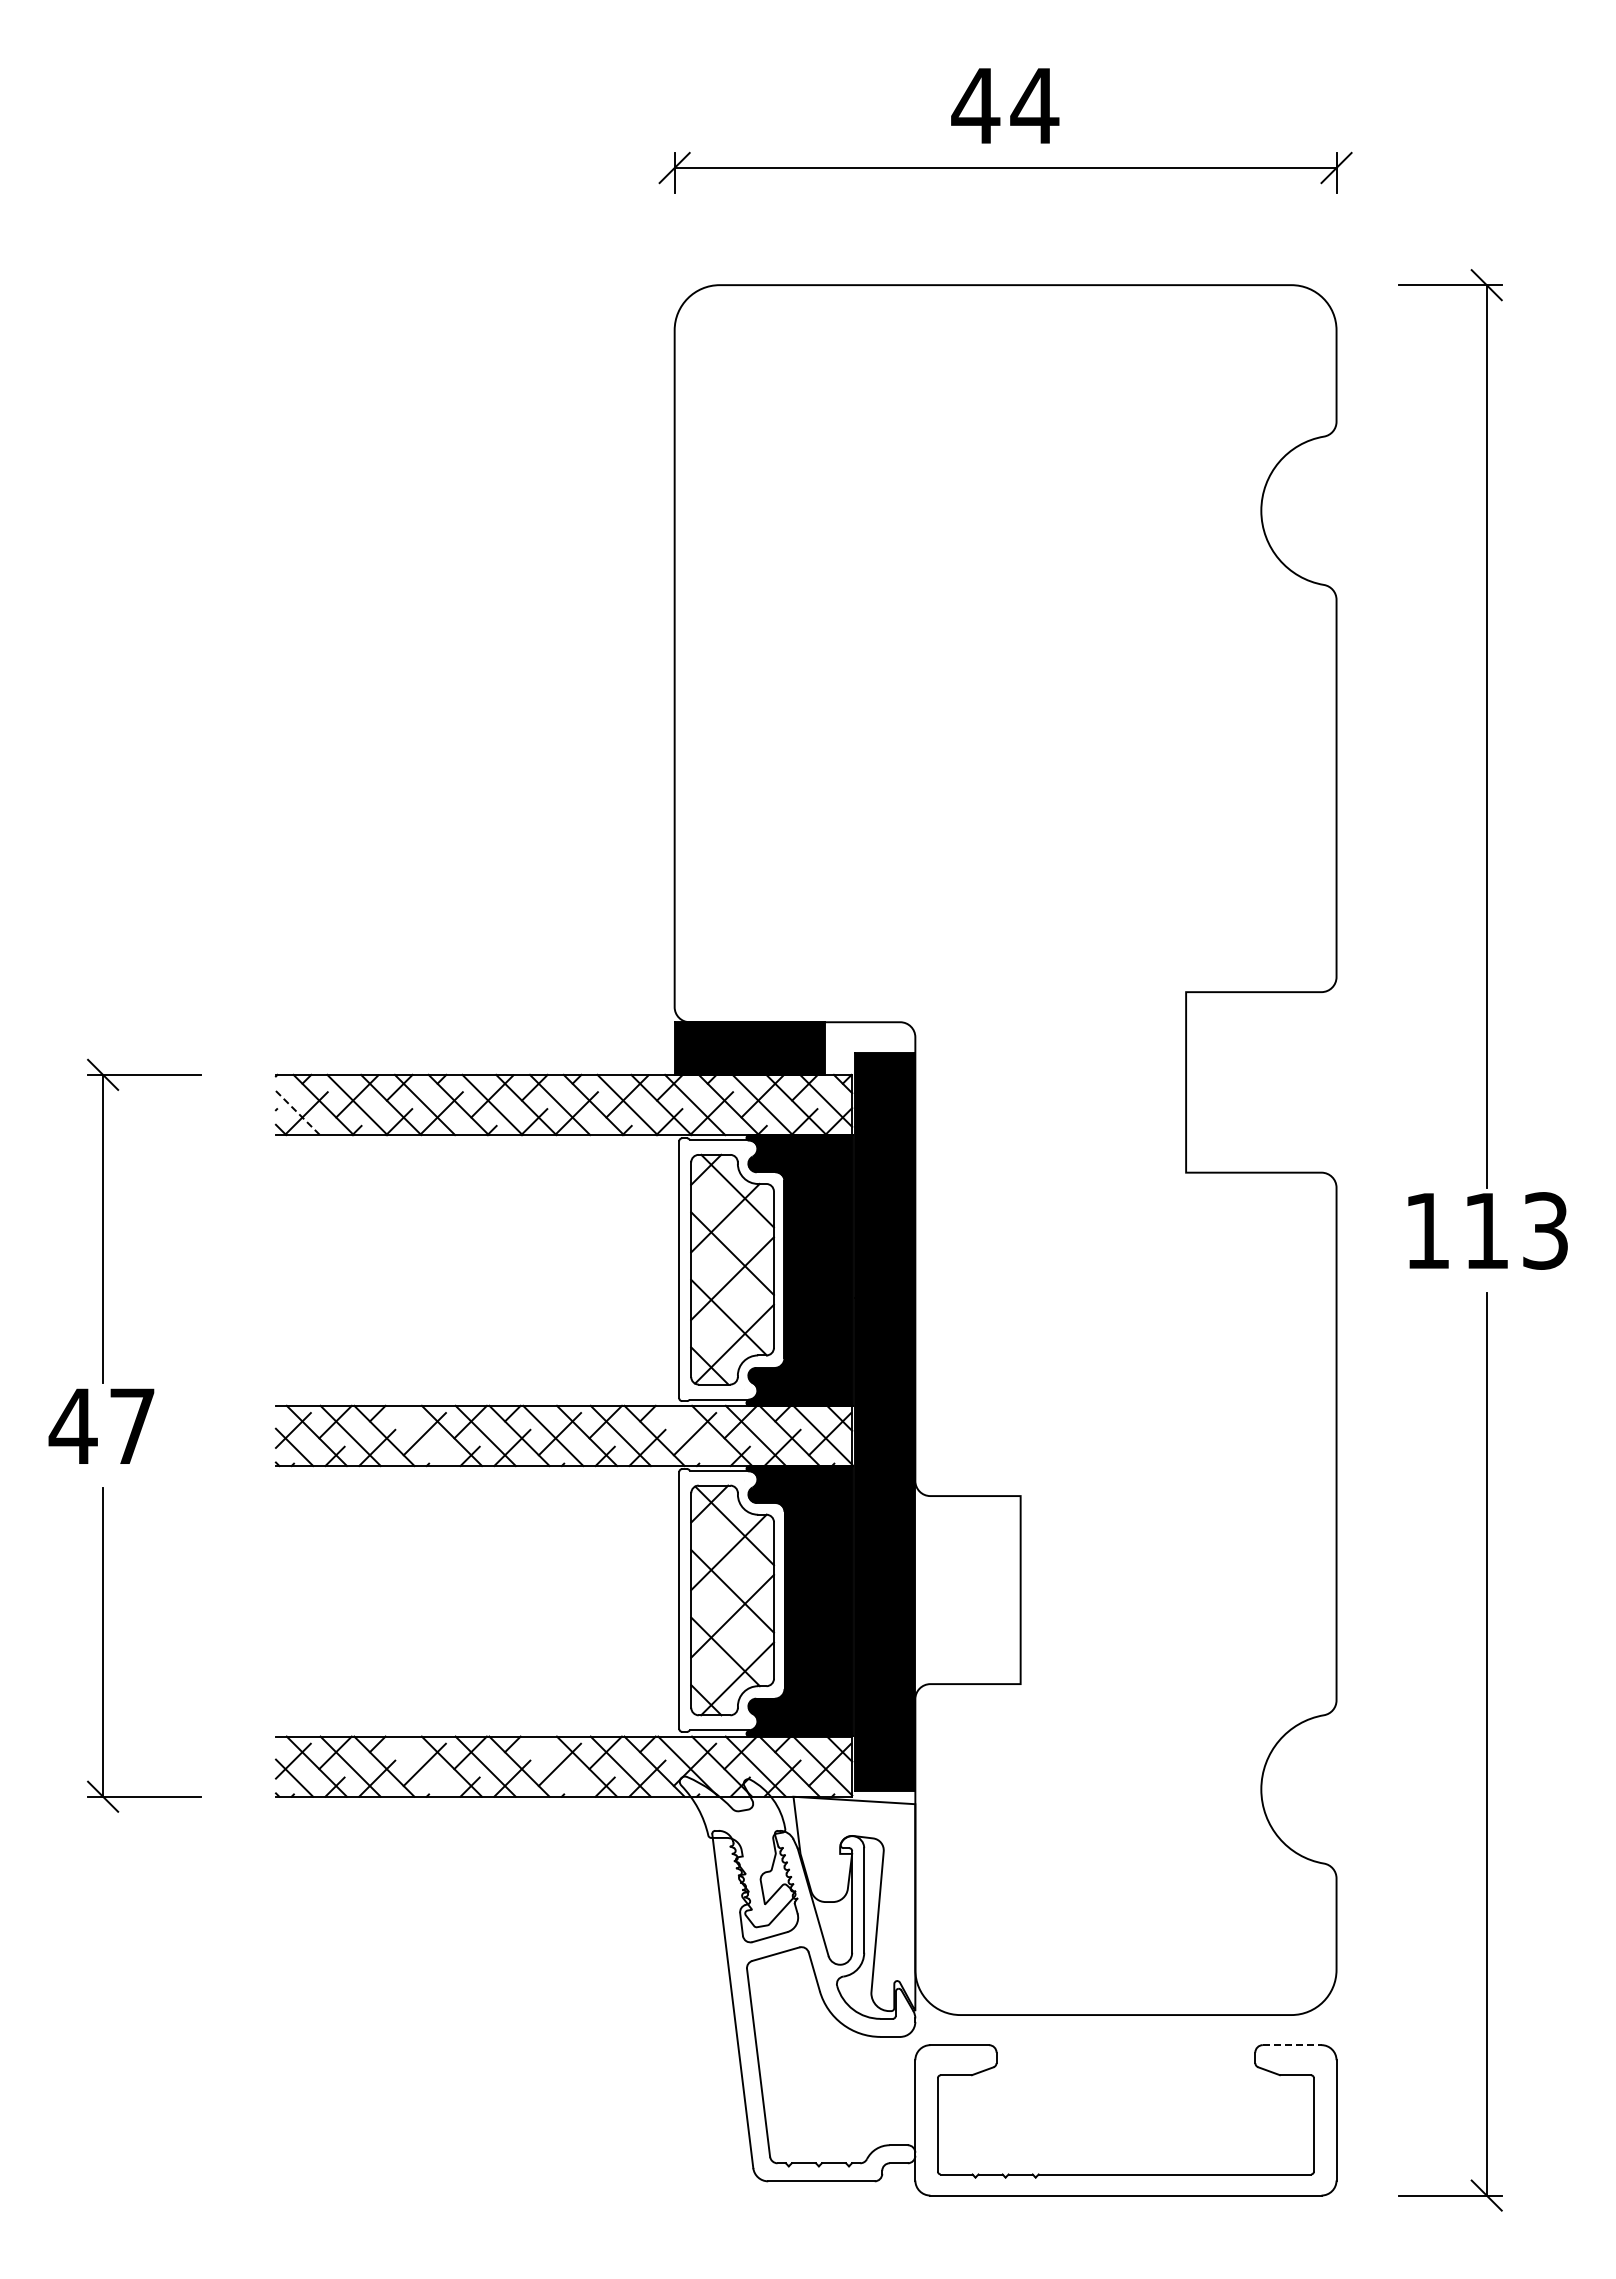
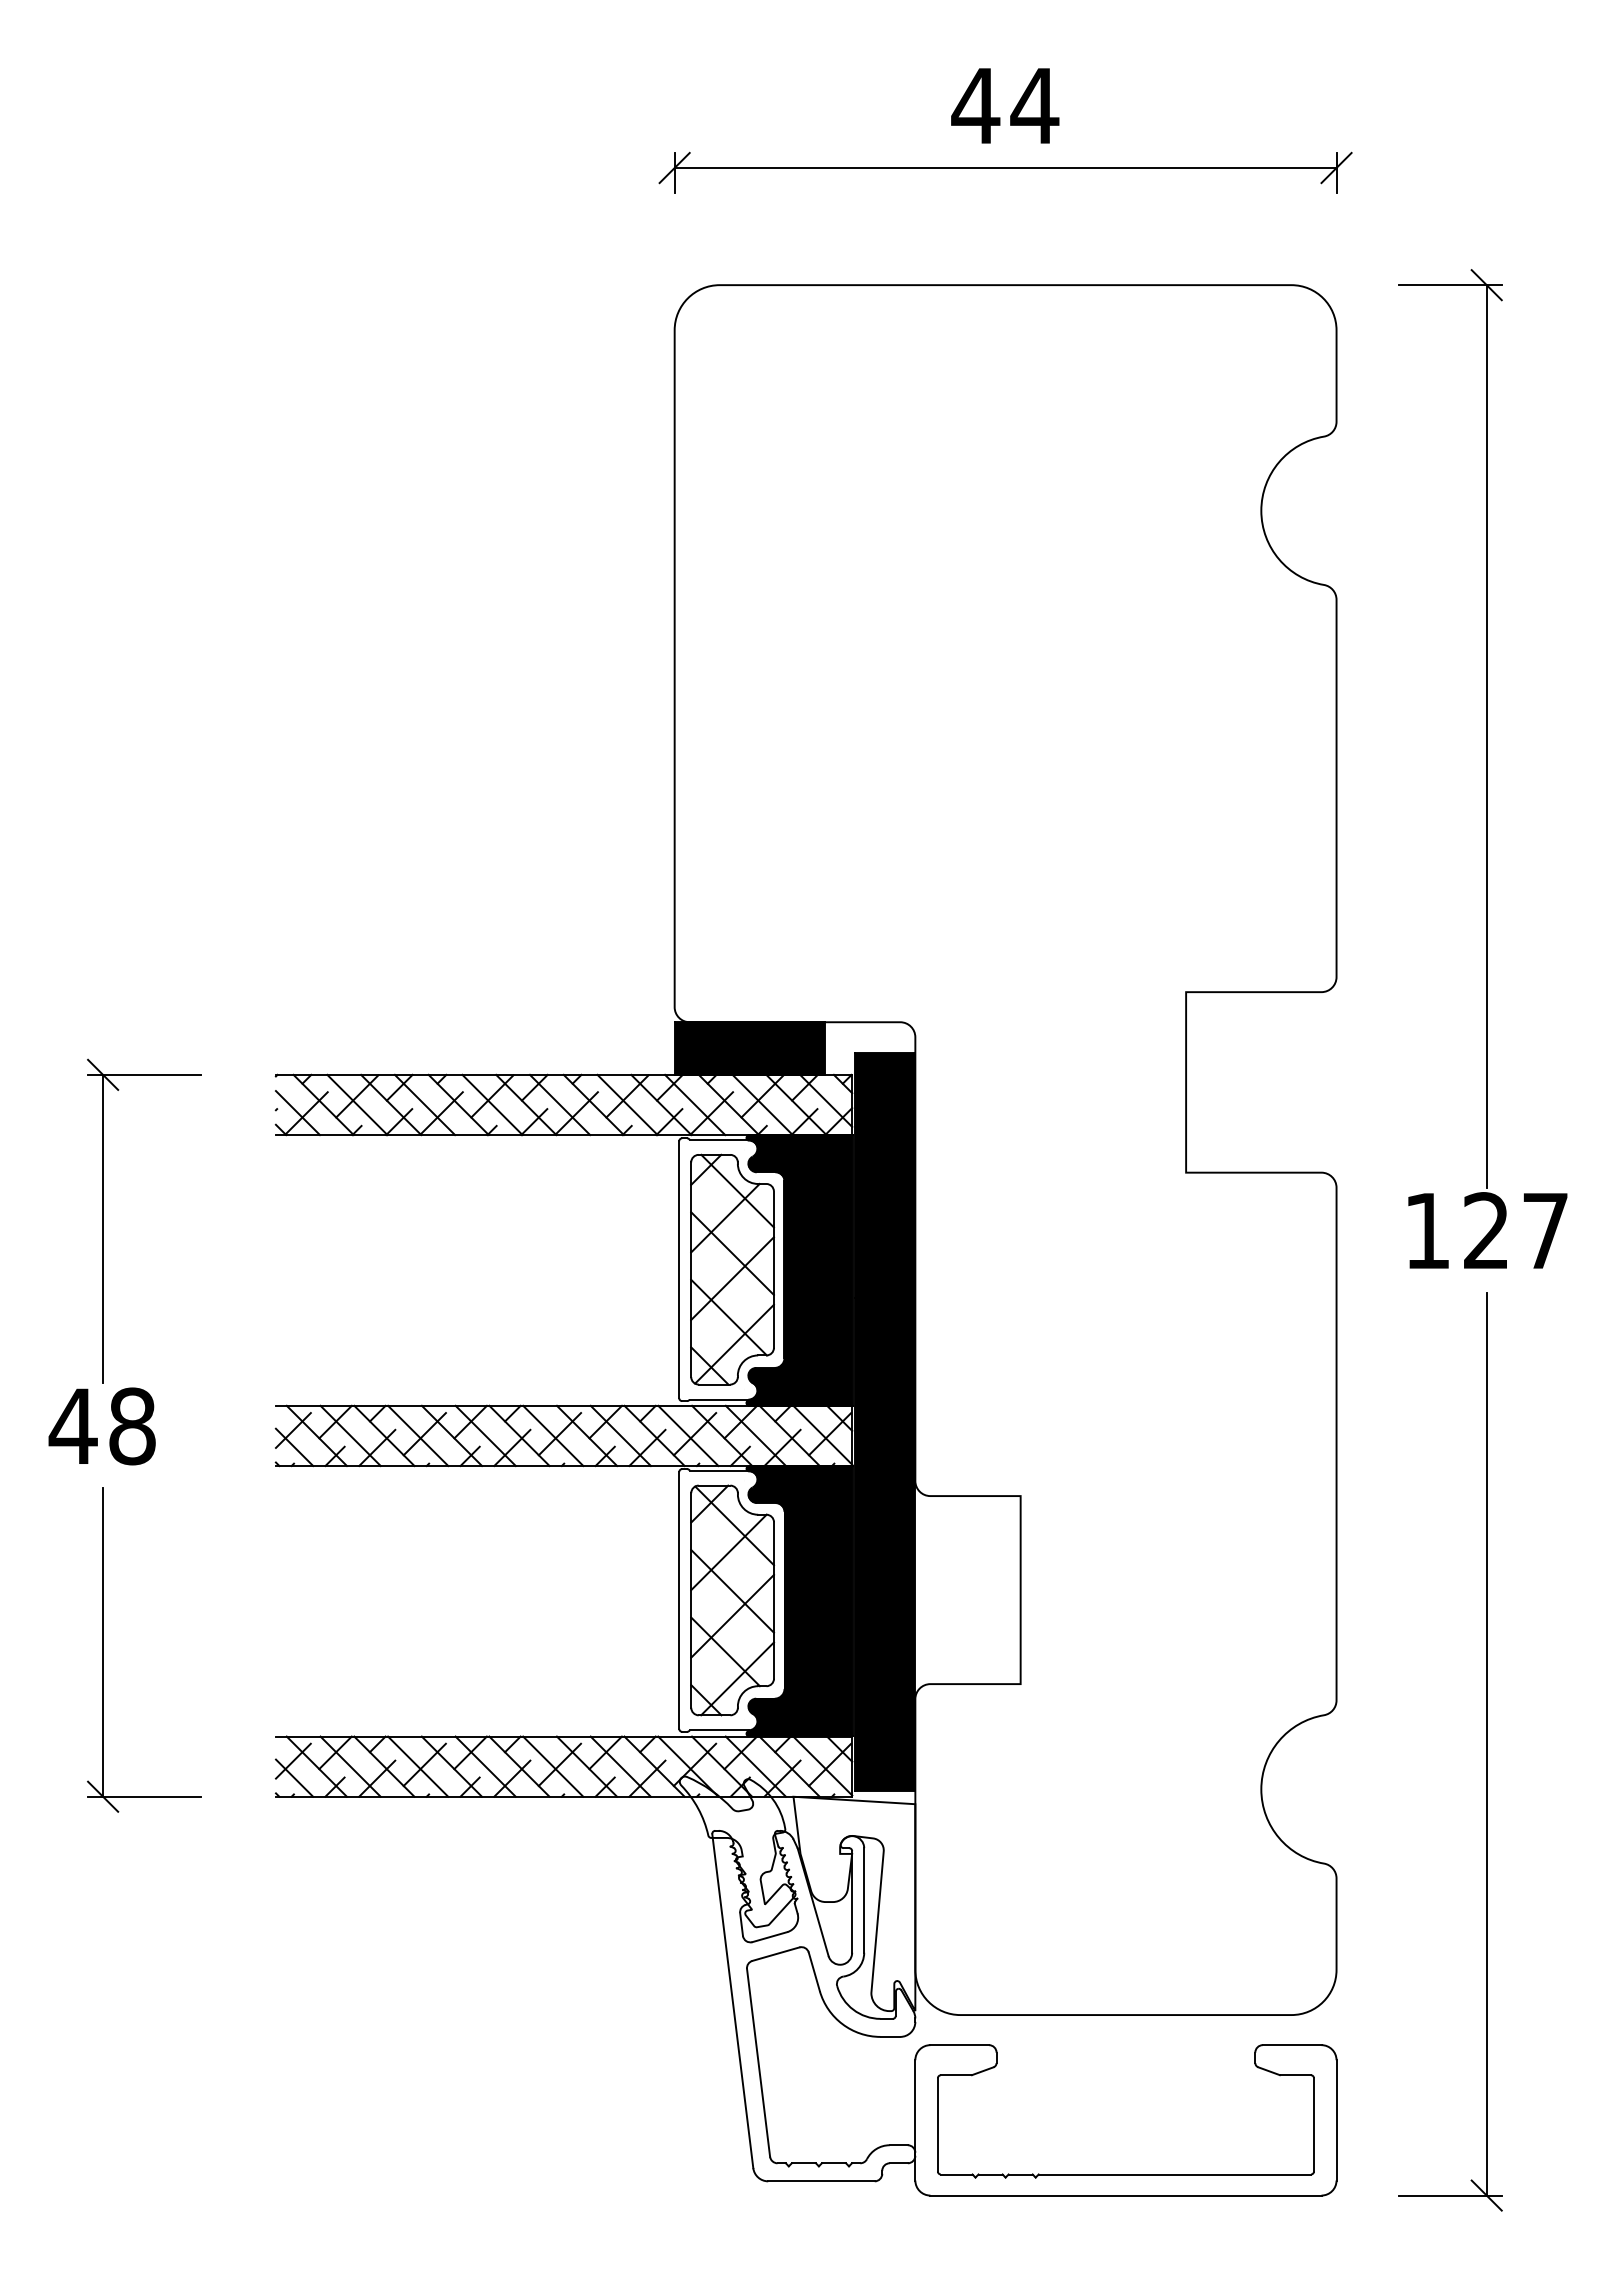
line: dashed -> solid (298, 1113)
text: 113 -> 127 (1515, 1230)
text: 47 -> 48 (132, 1426)
line: none -> present (418, 1435)
line: none -> present (688, 1435)
line: none -> present (418, 1766)
line: none -> present (553, 1766)
line: dashed -> solid (1292, 2045)
